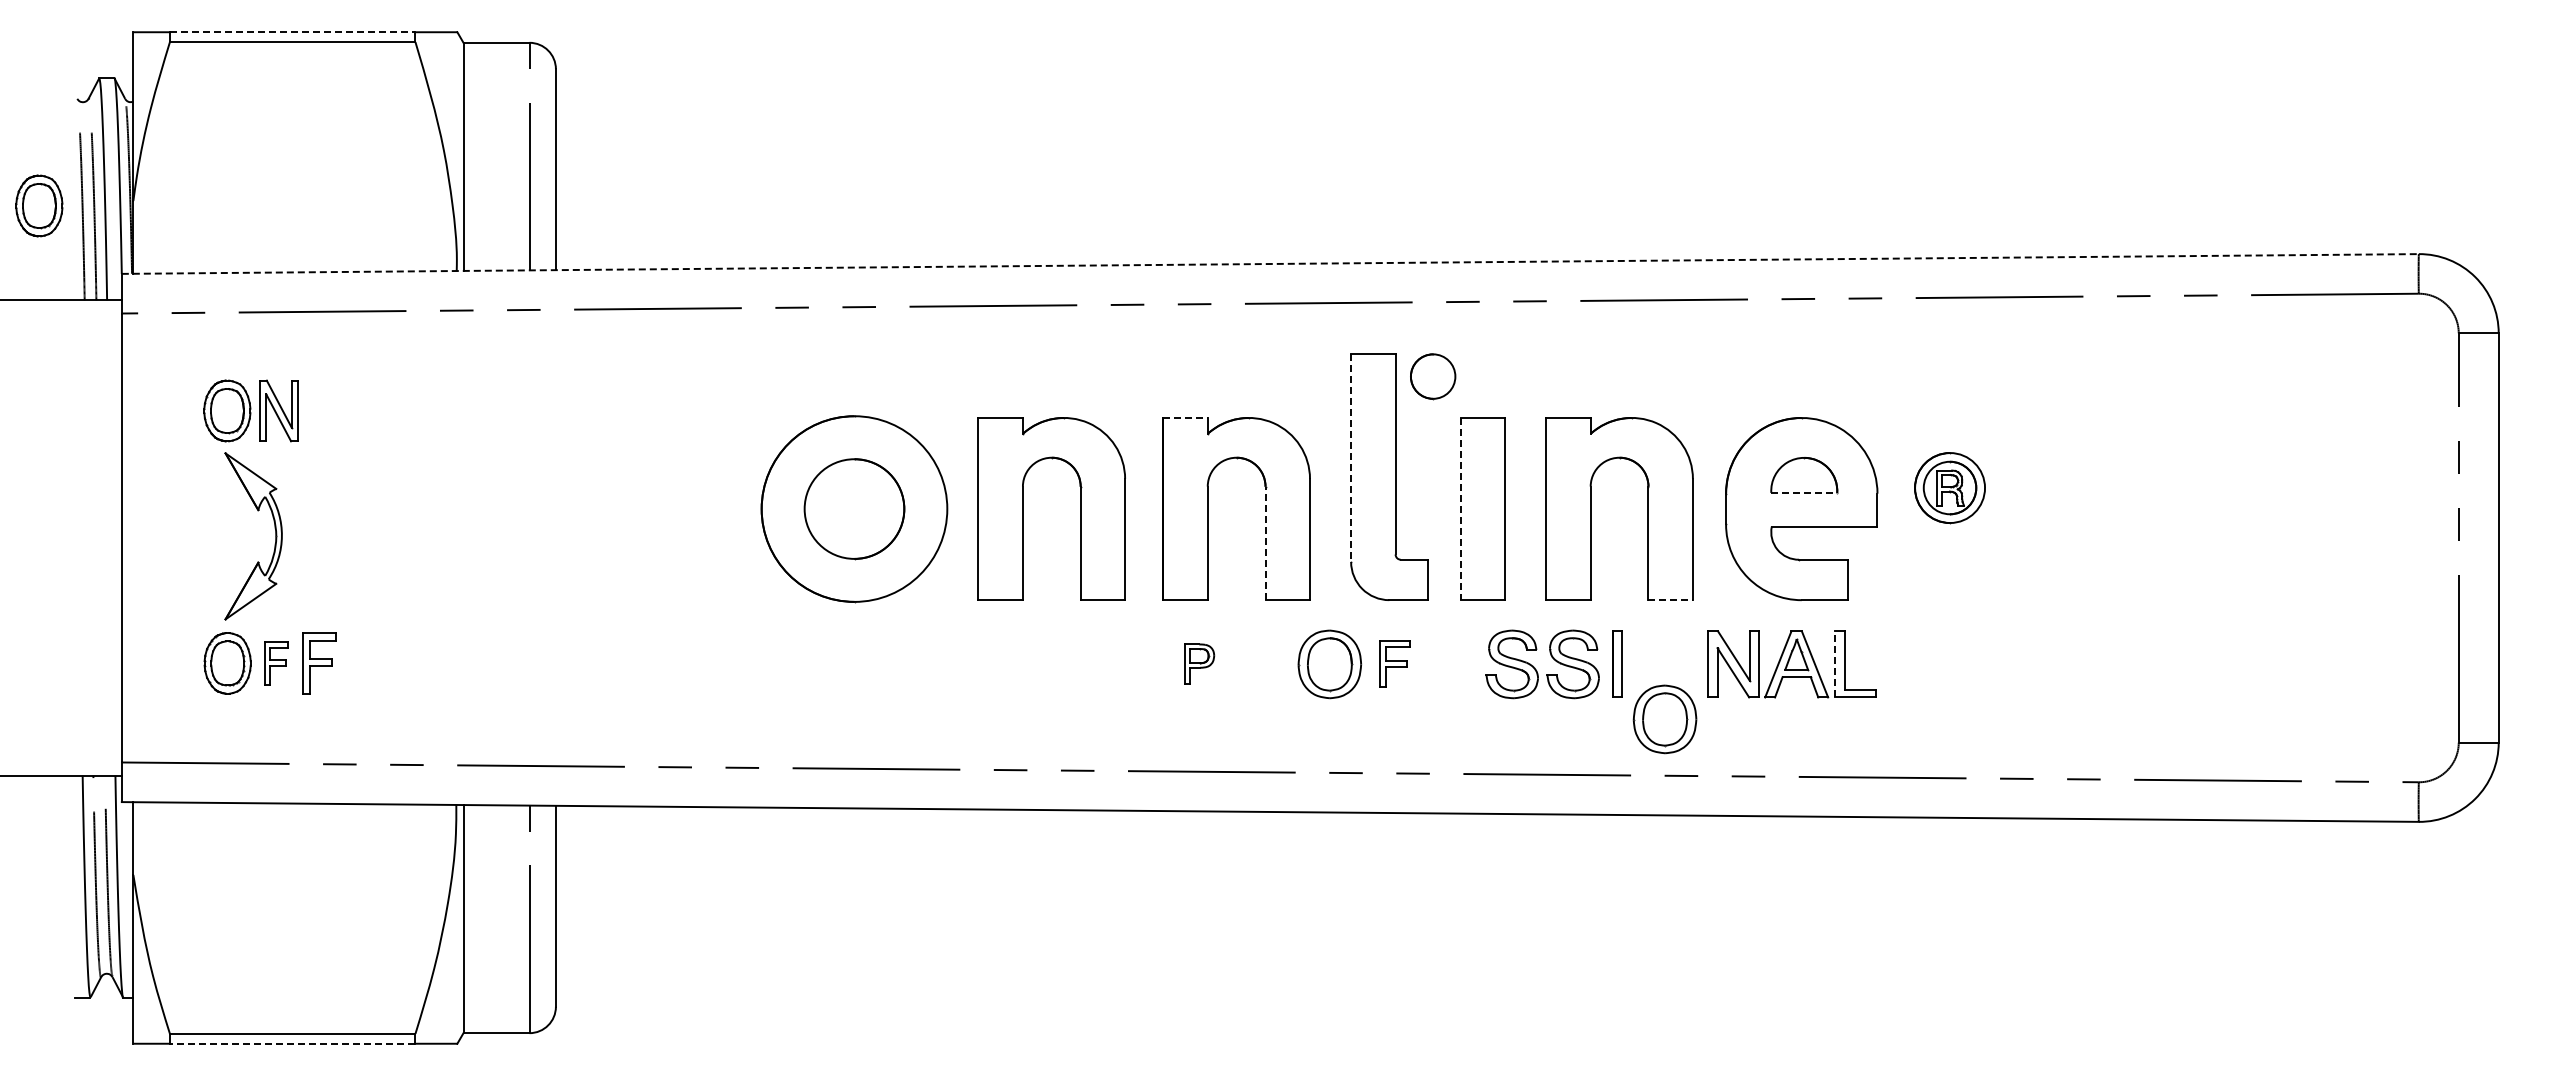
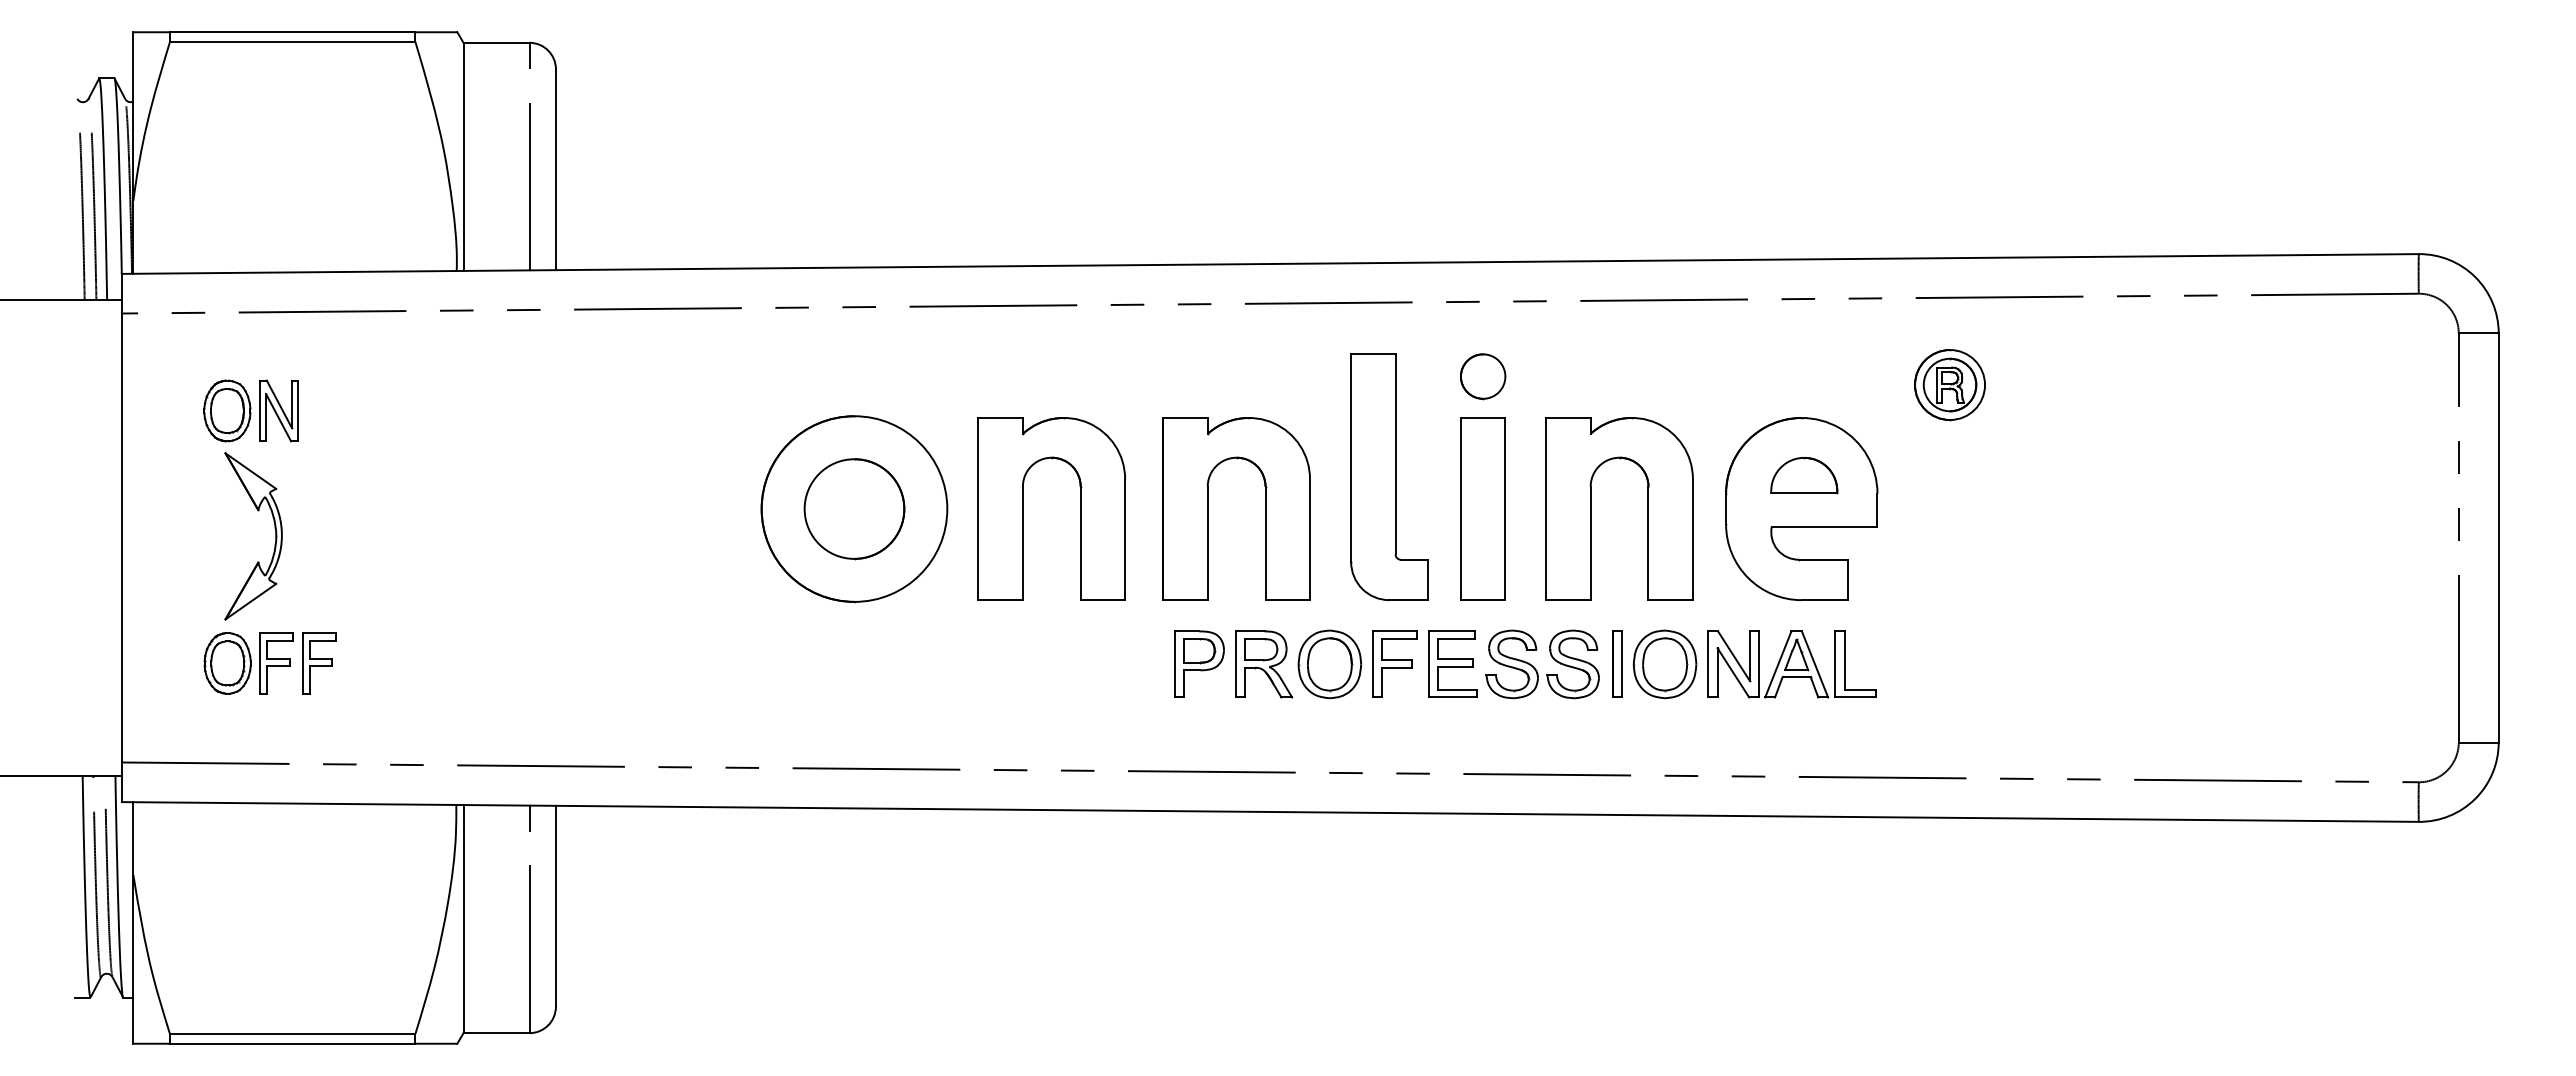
line: dashed -> solid (292, 32)
part: present -> none (39, 205)
line: dashed -> solid (1270, 264)
part position: (1433, 376) -> (1483, 376) (1483, 376)
line: dashed -> solid (1186, 417)
line: dashed -> solid (1351, 458)
part position: (1949, 488) -> (1949, 385) (1949, 385)
line: dashed -> solid (1804, 492)
line: dashed -> solid (1460, 509)
line: dashed -> solid (1265, 543)
line: dashed -> solid (1671, 600)
part size: 25x45 px -> 35x63 px (276, 663)
part size: 32x42 px -> 51x68 px (1199, 663)
part size: 32x48 px -> 46x68 px (1394, 663)
part: none -> present (1452, 663)
line: dashed -> solid (1835, 663)
part: none -> present (1264, 664)
part position: (1664, 719) -> (1664, 664) (1664, 664)
line: dashed -> solid (292, 1043)
